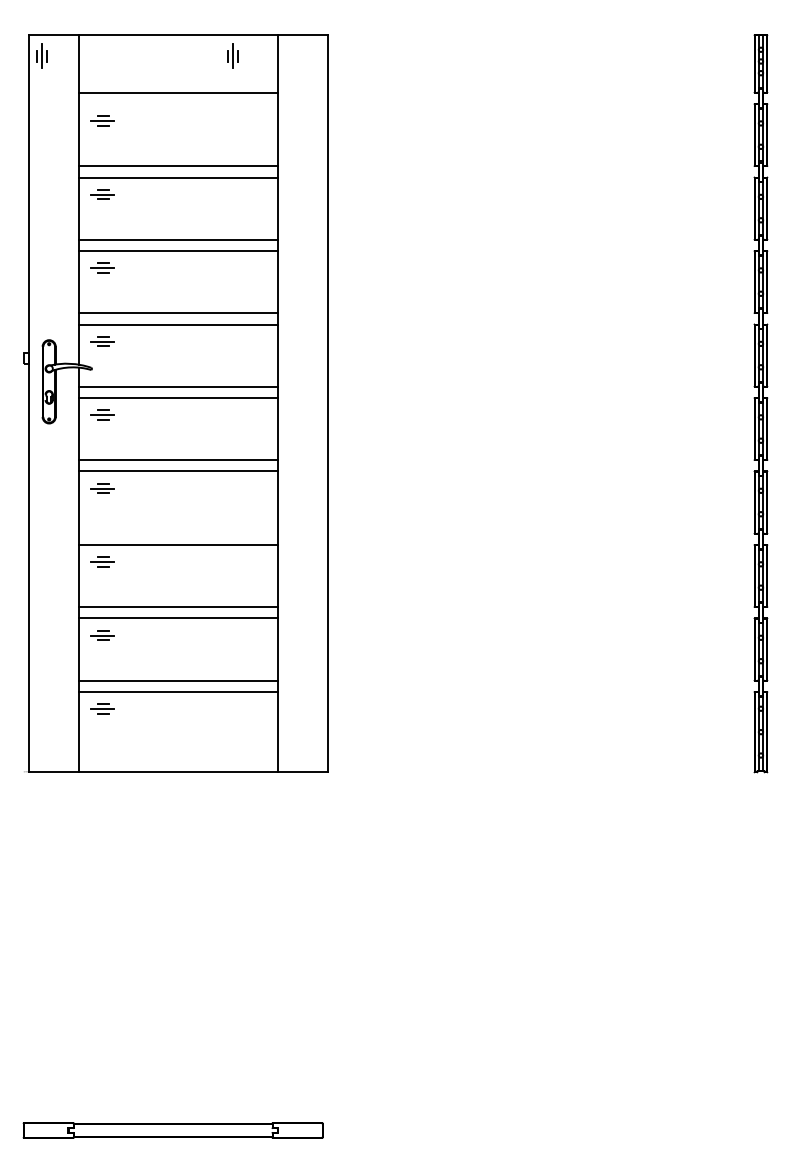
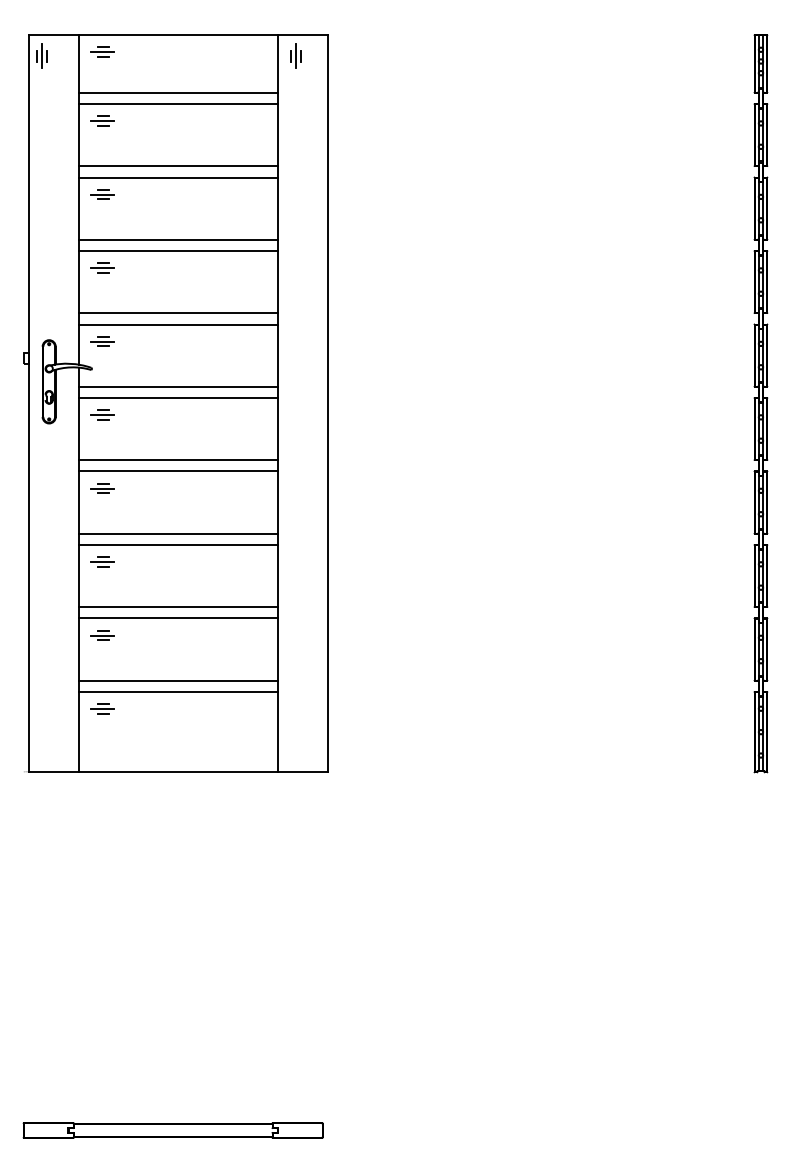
part: none -> present (102, 51)
part position: (232, 55) -> (295, 55) (295, 55)
line: none -> present (178, 104)
line: none -> present (178, 533)
